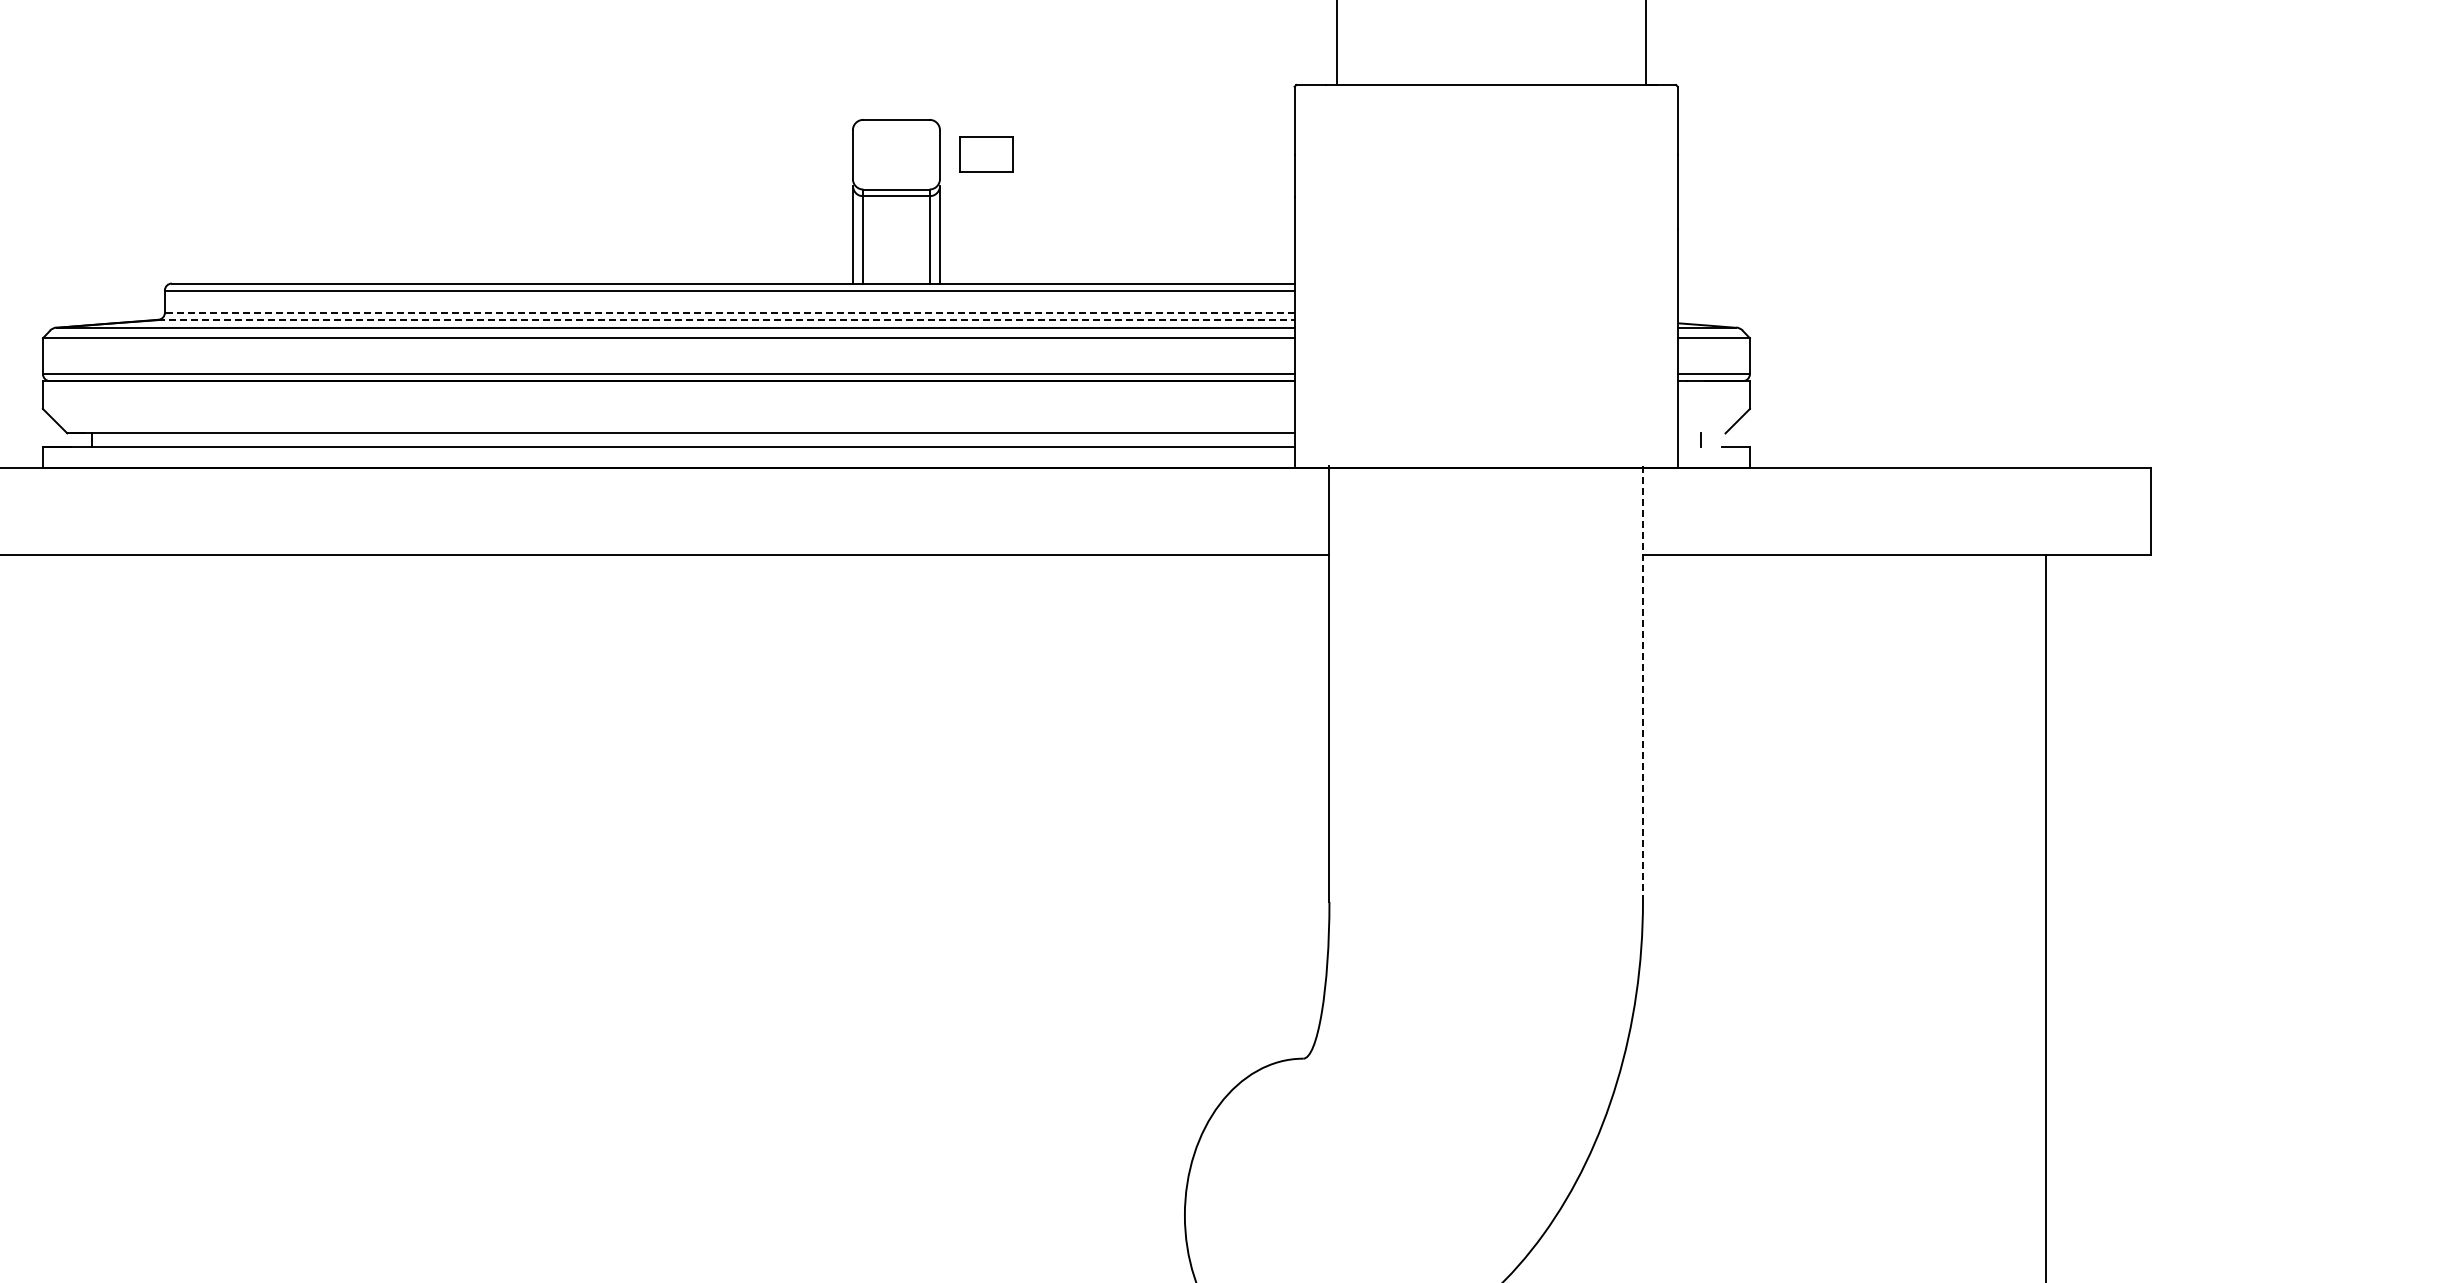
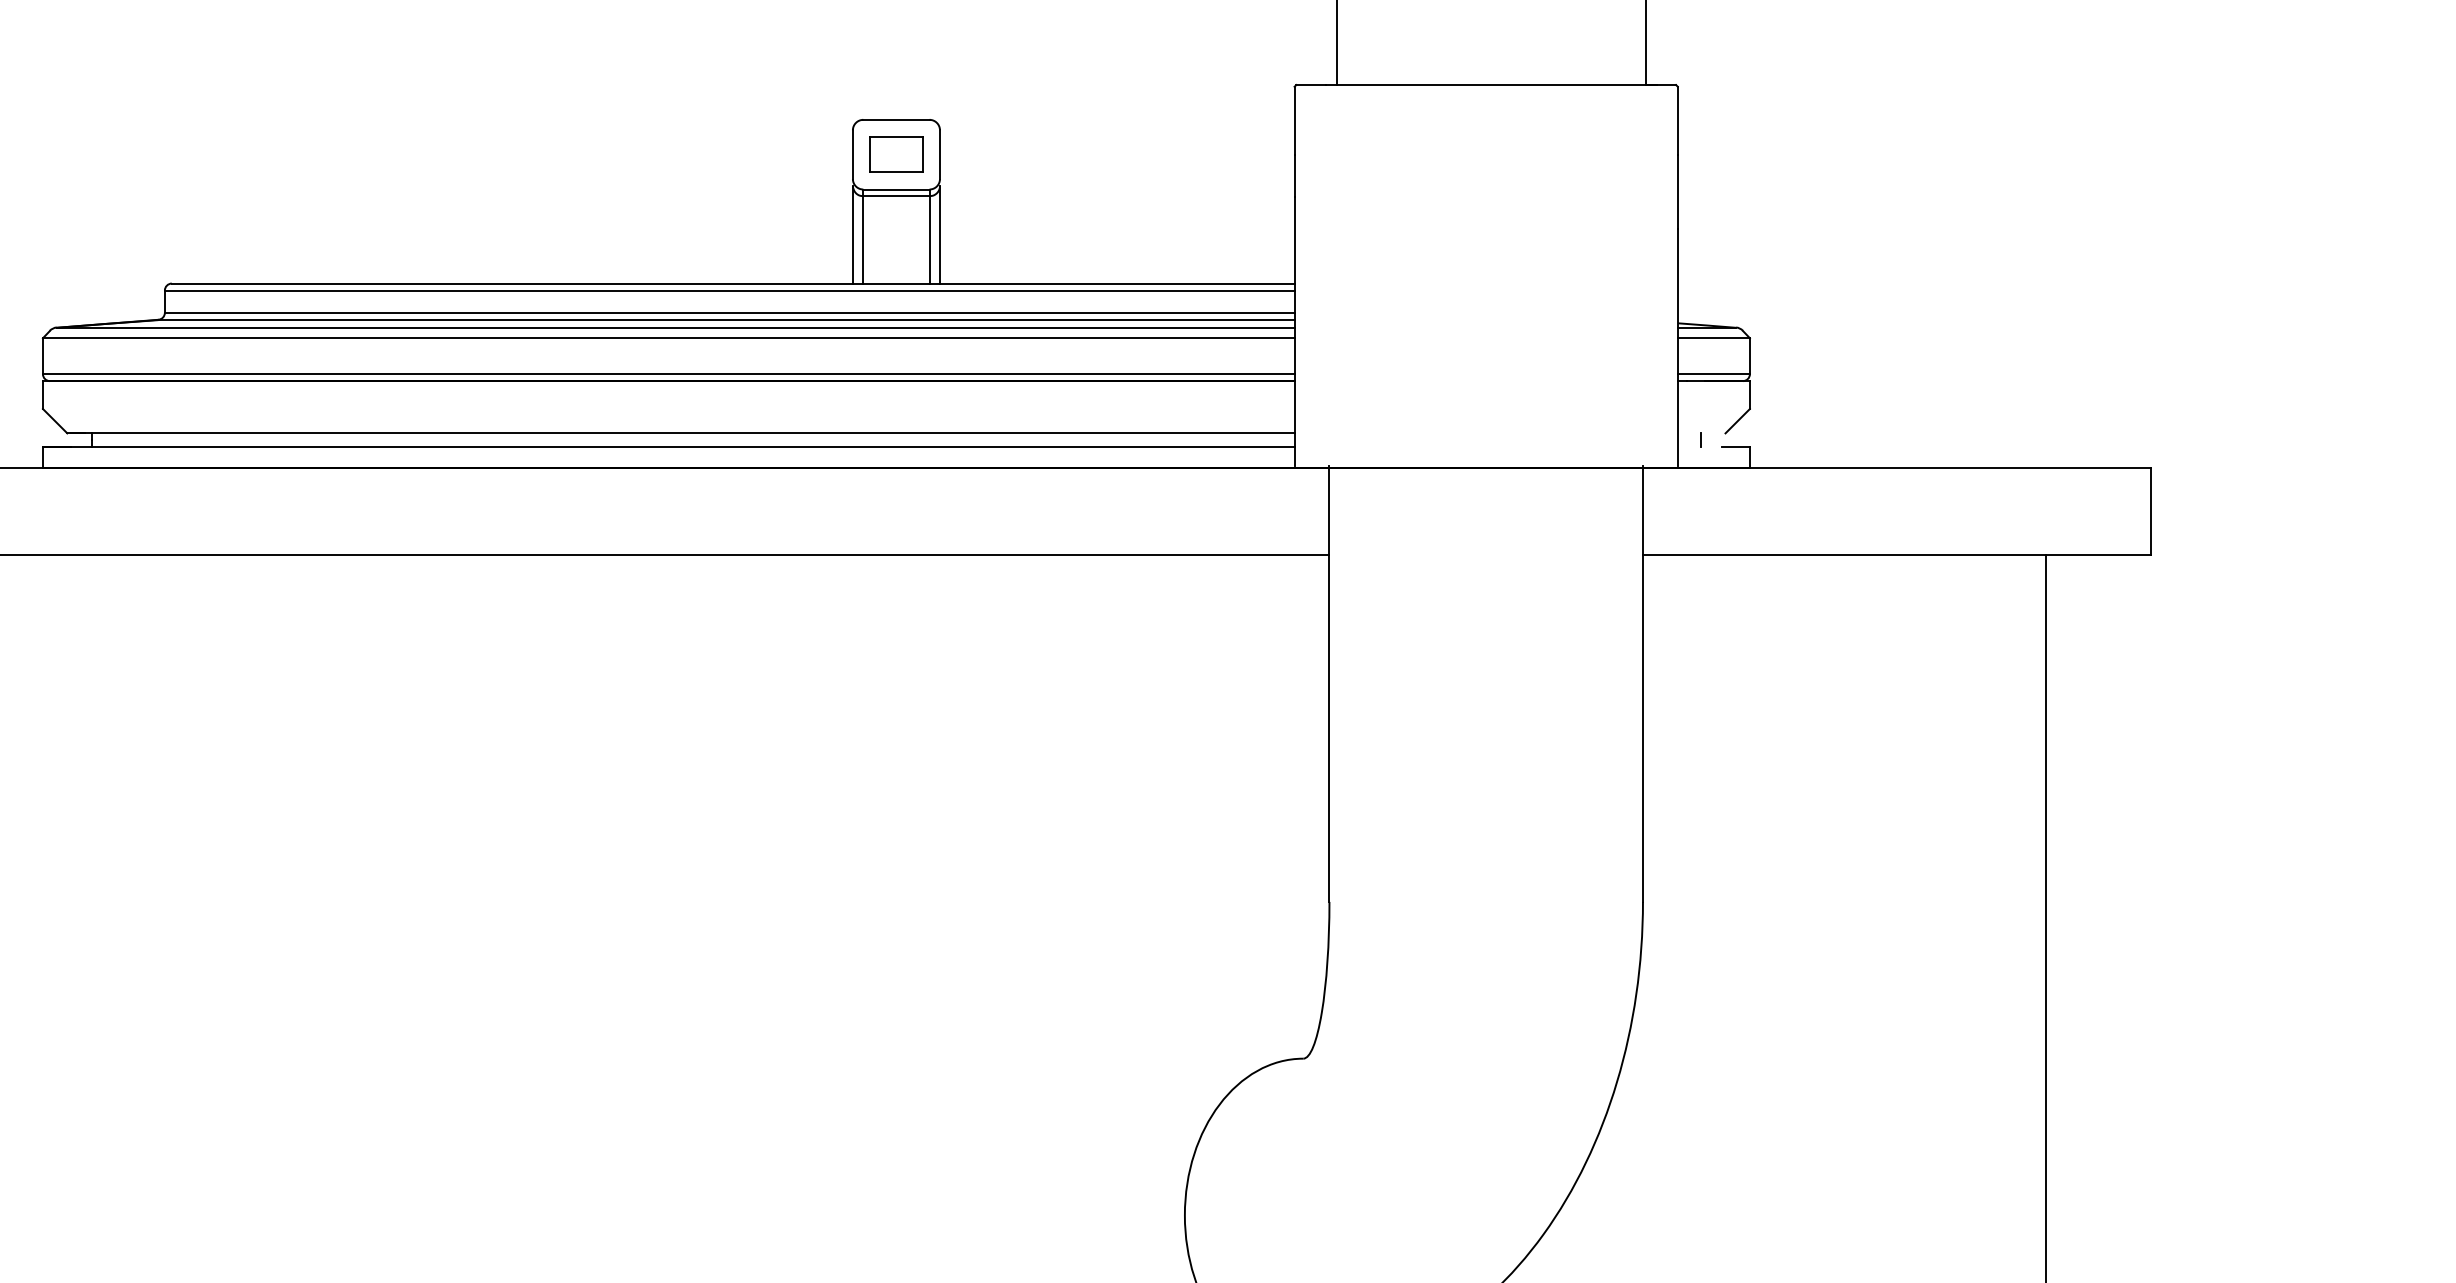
part position: (986, 154) -> (896, 154) (896, 154)
line: dashed -> solid (729, 312)
line: dashed -> solid (726, 319)
line: dashed -> solid (1642, 684)
